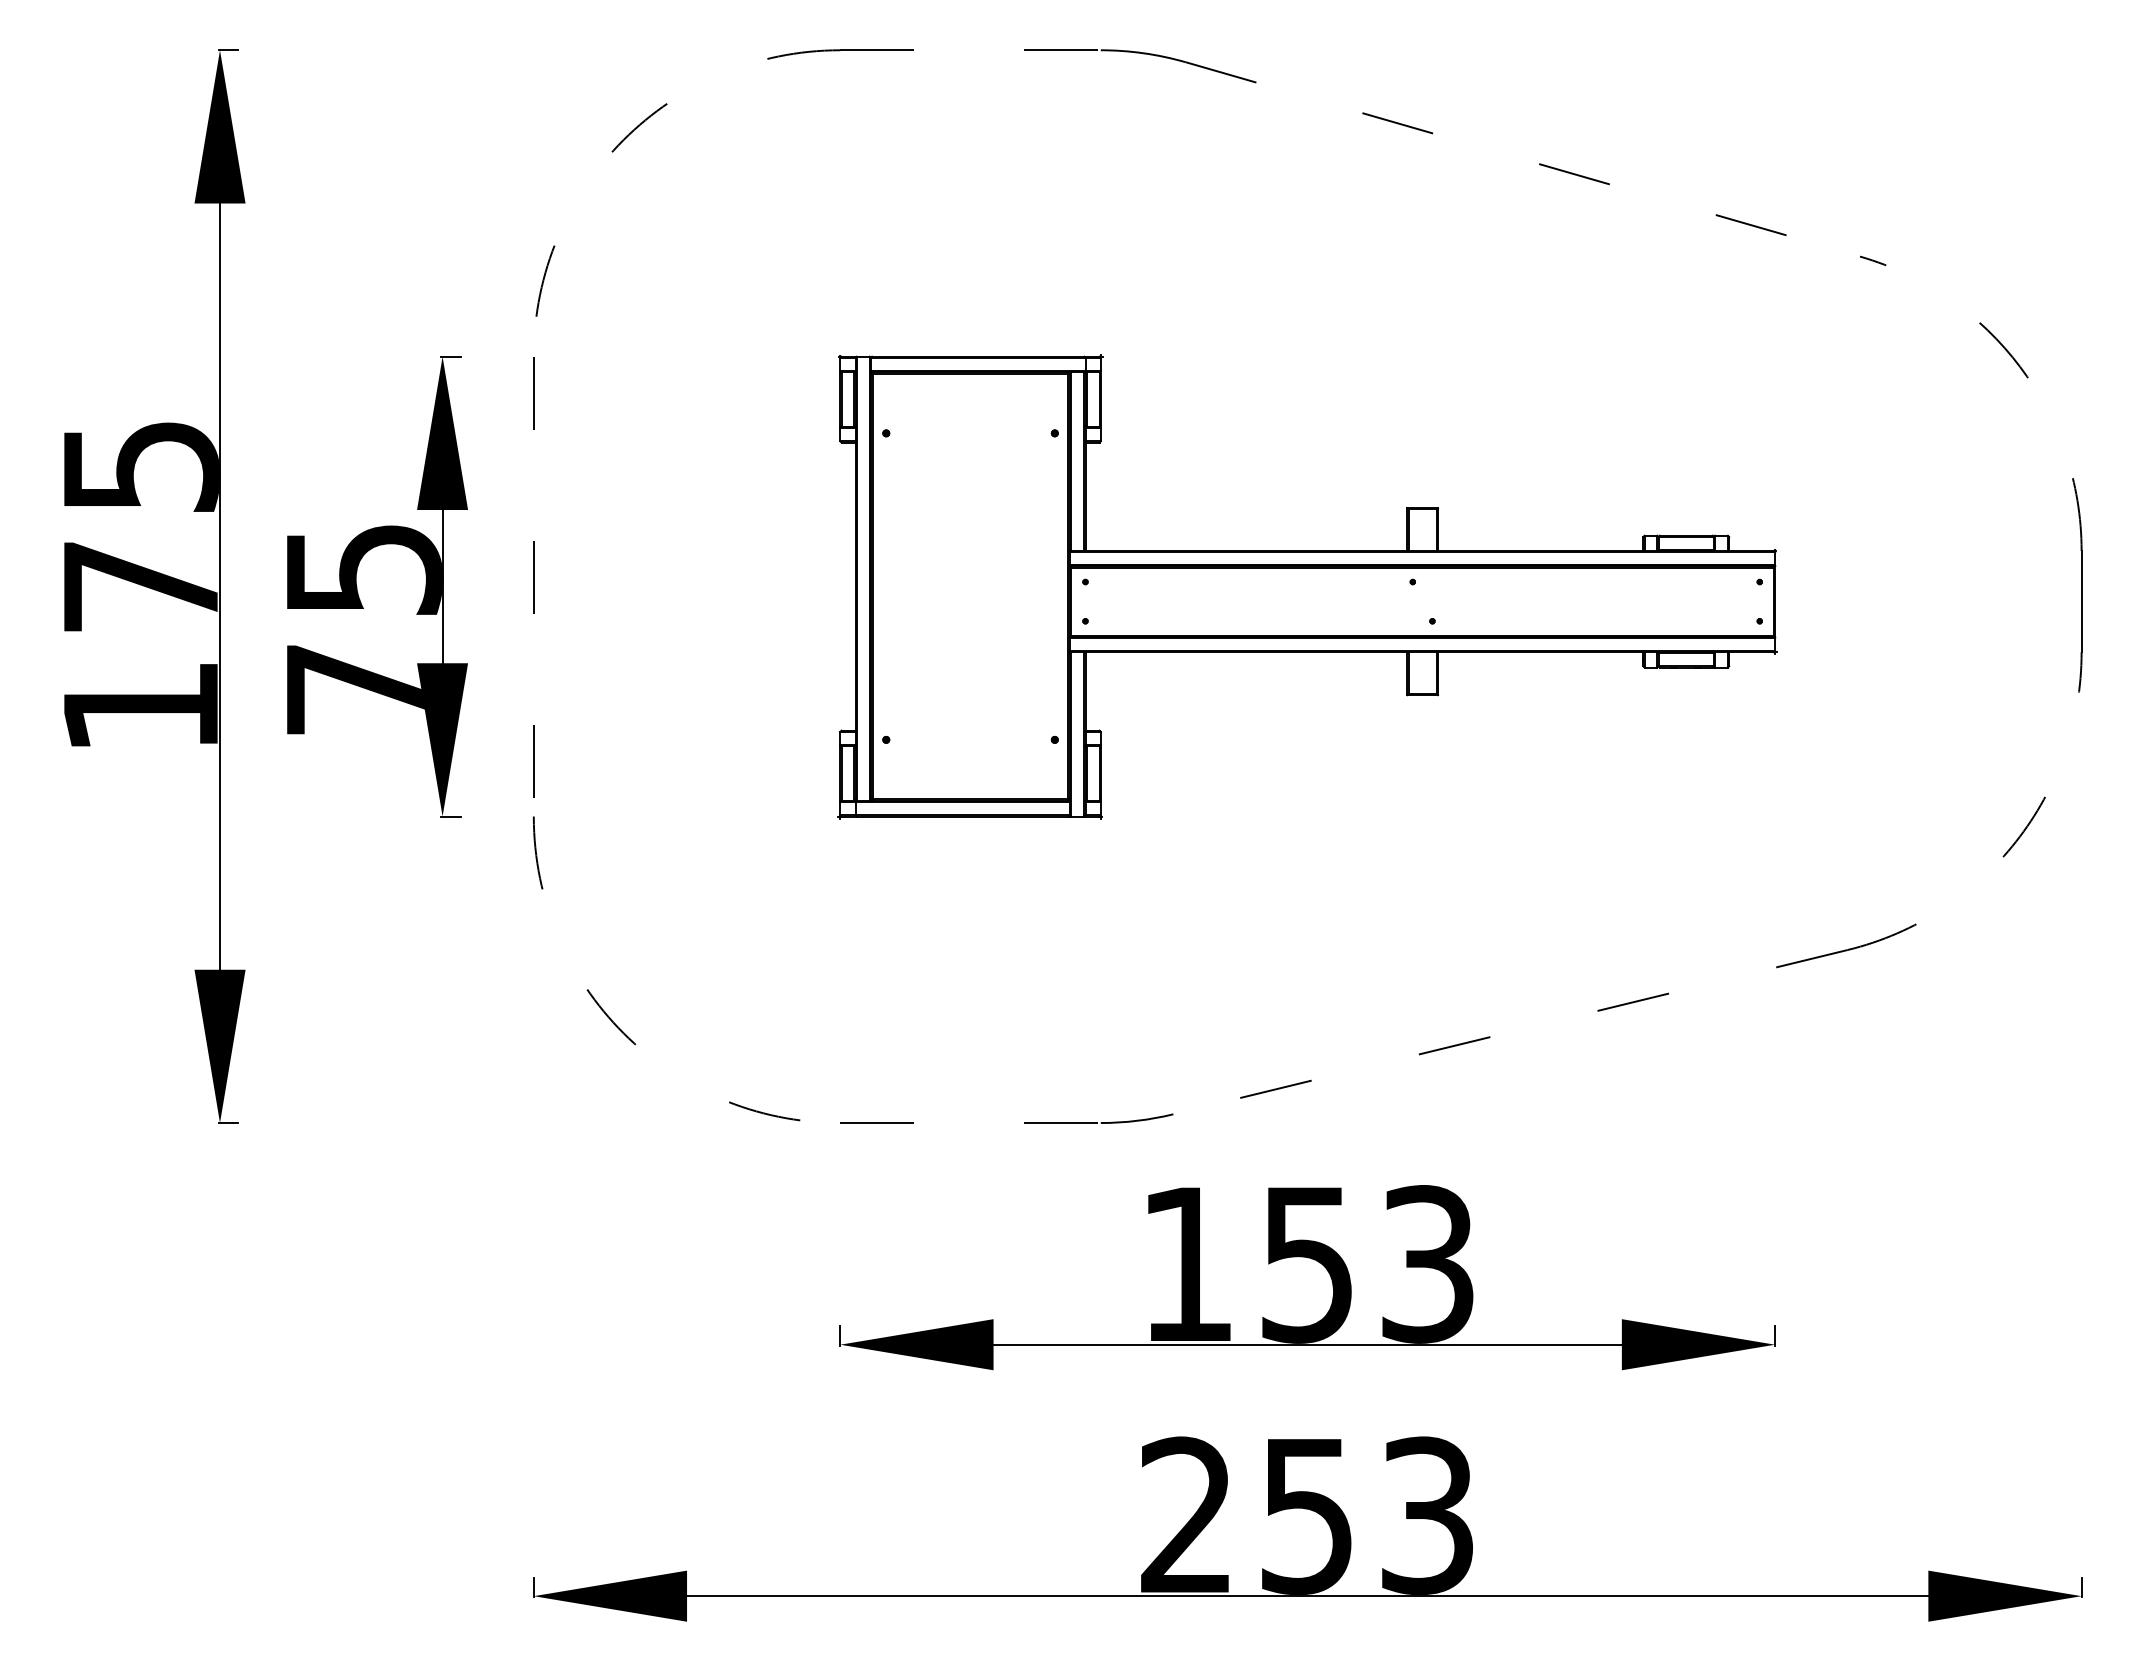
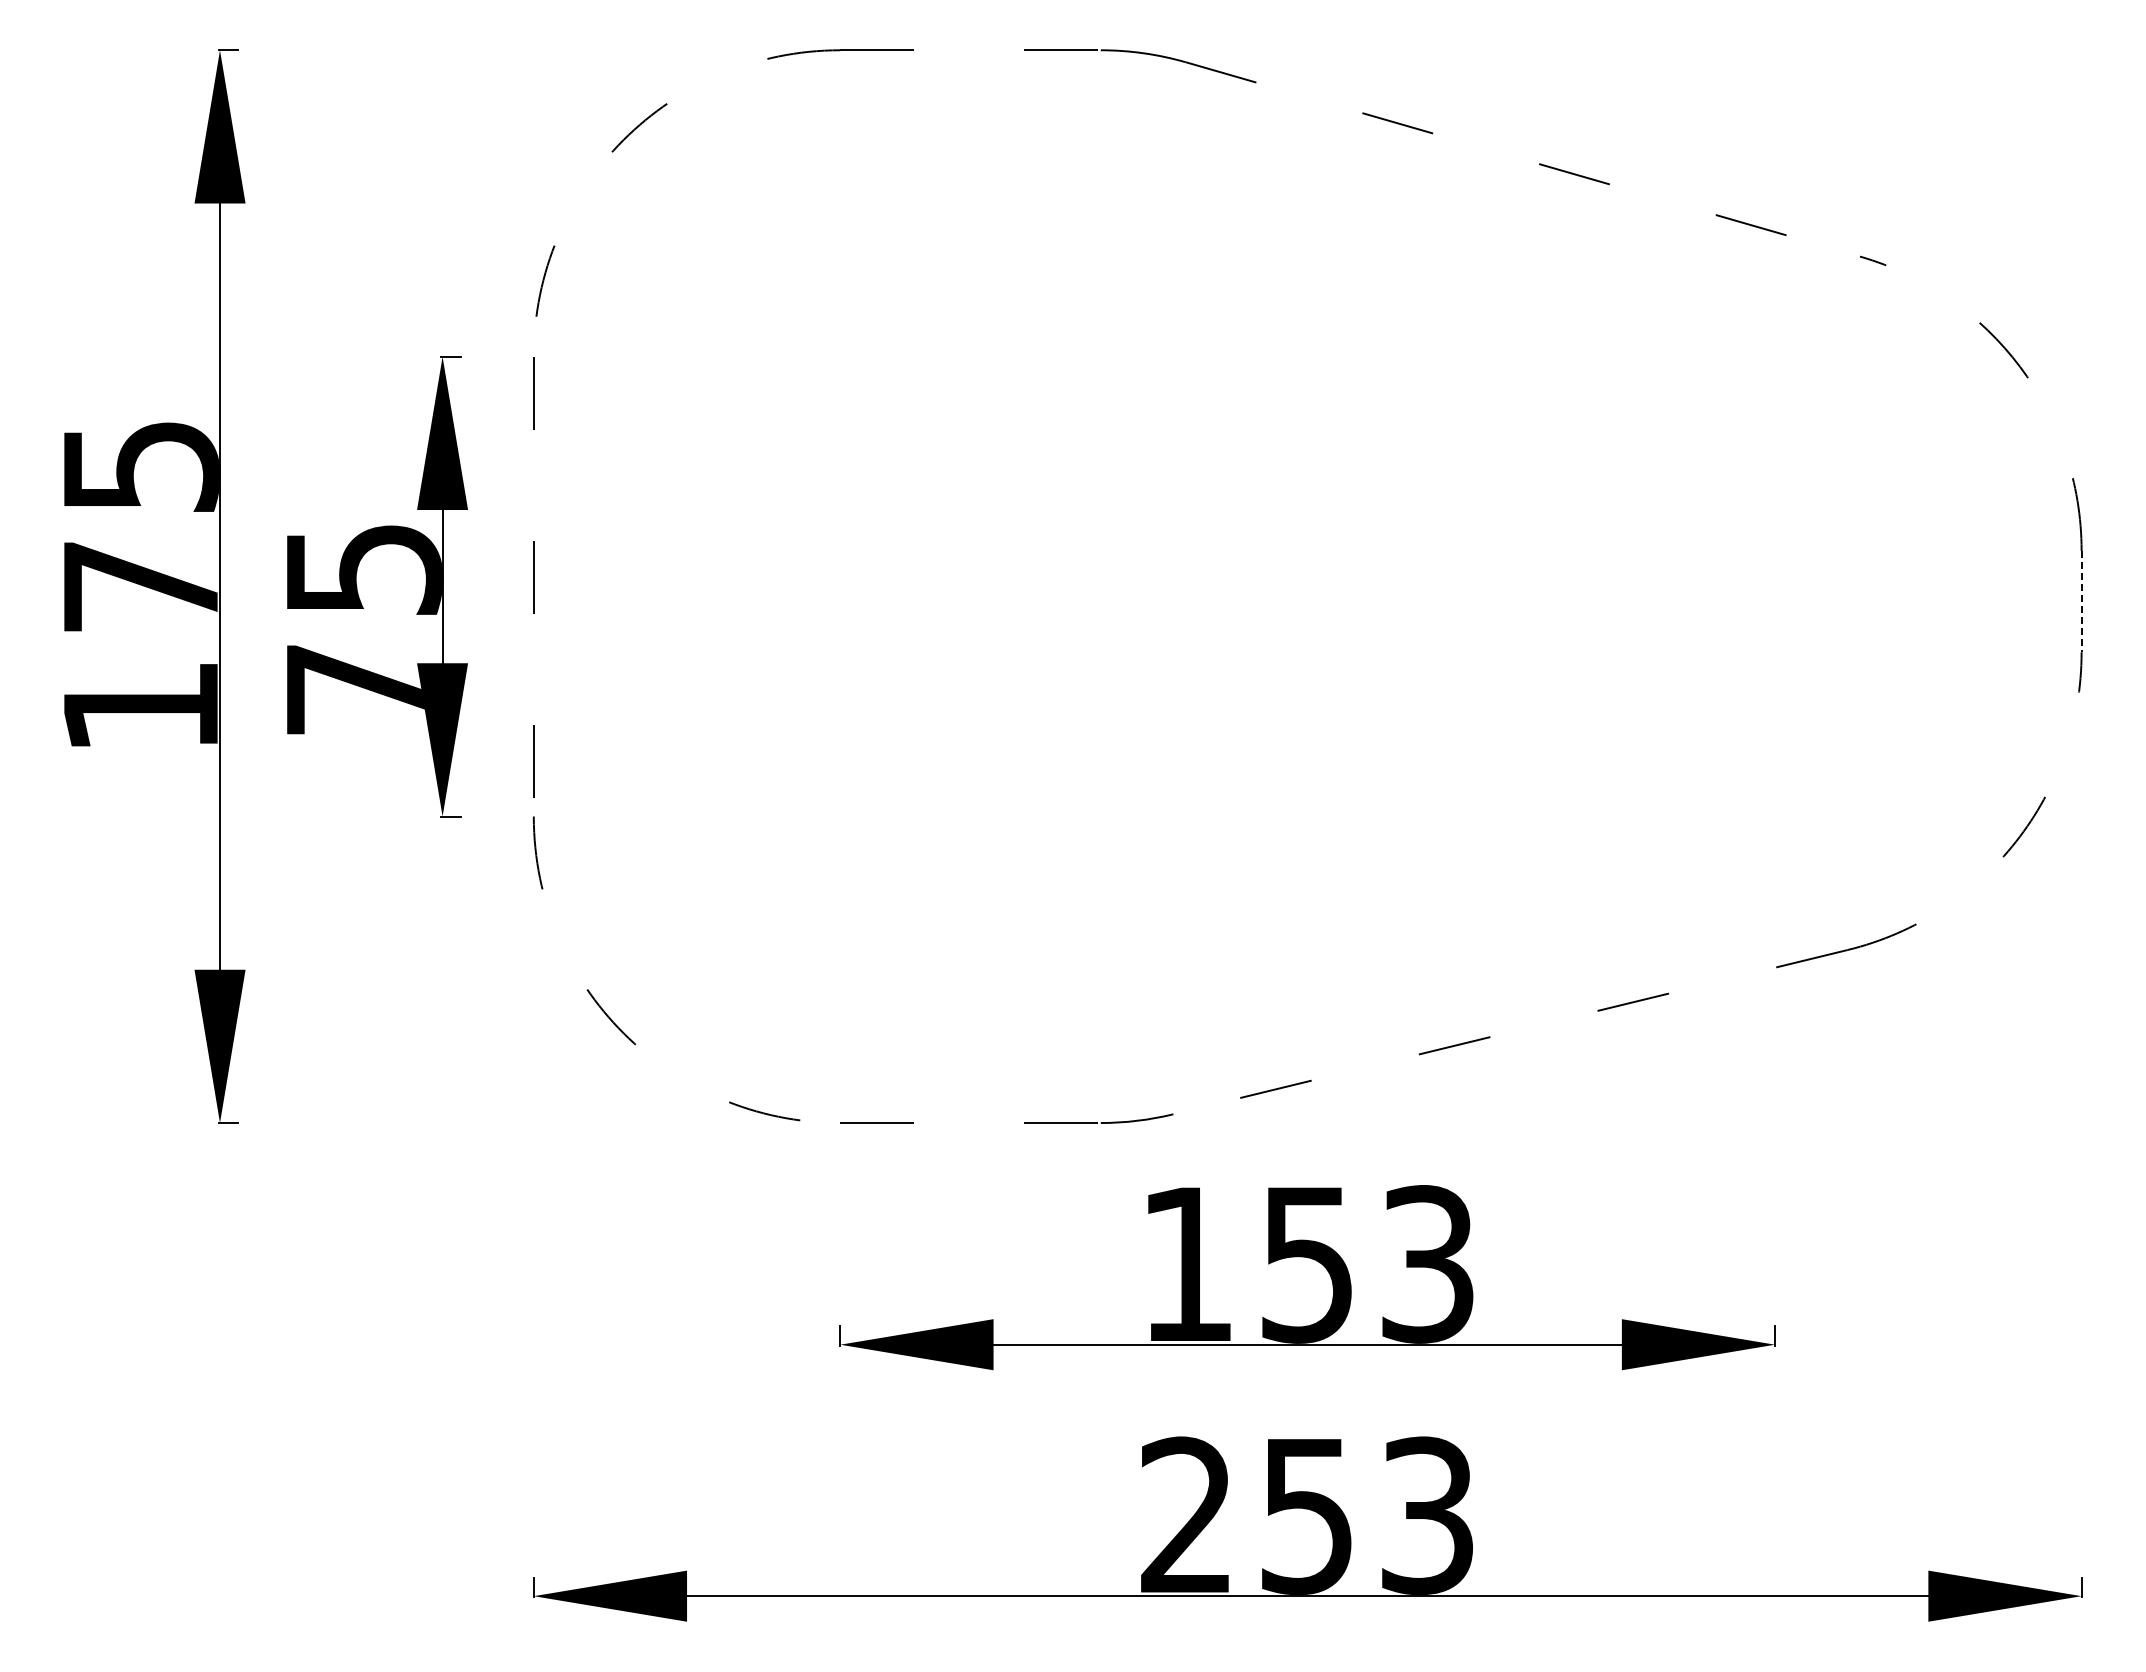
part: present -> none (1307, 586)
line: solid -> dashed (2081, 601)
